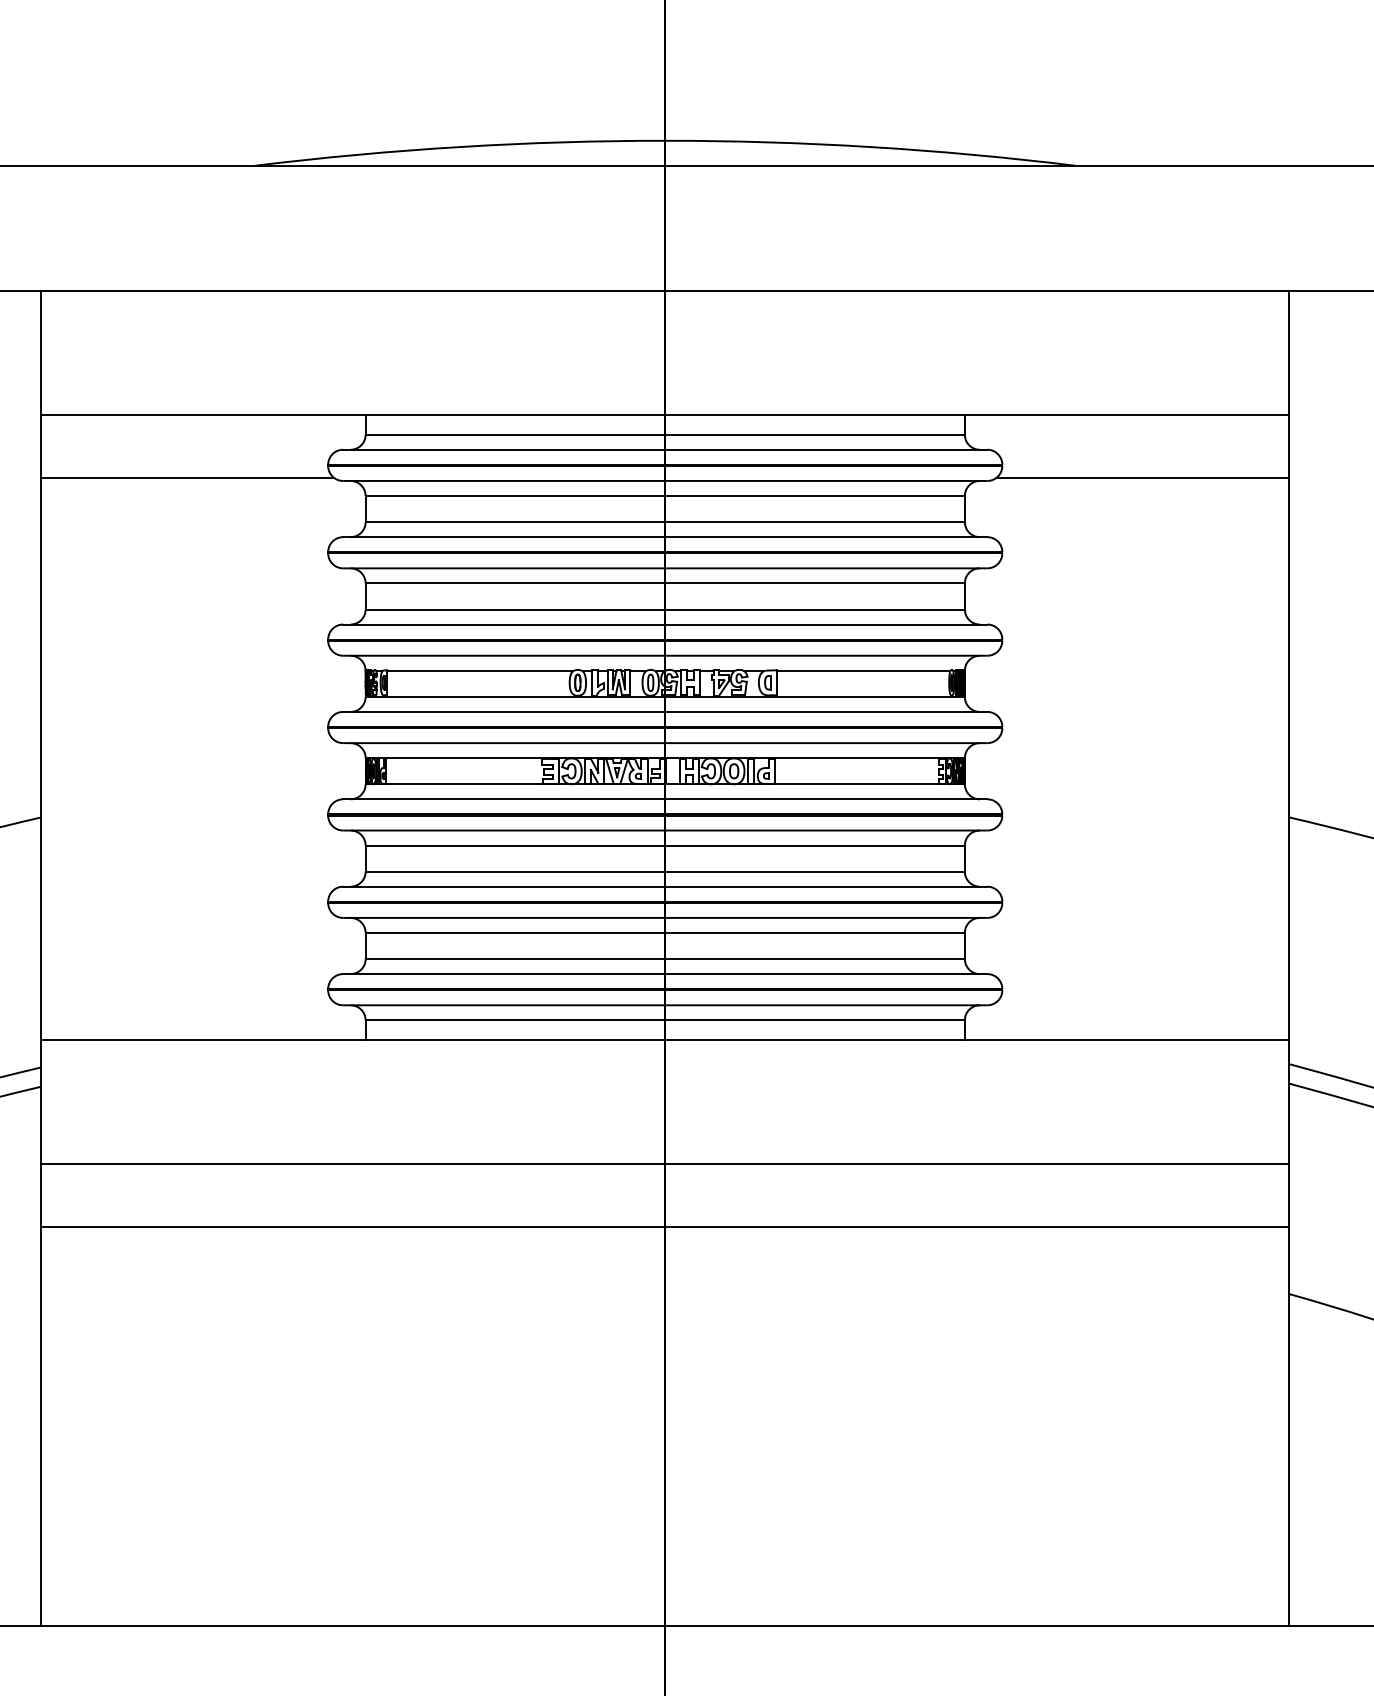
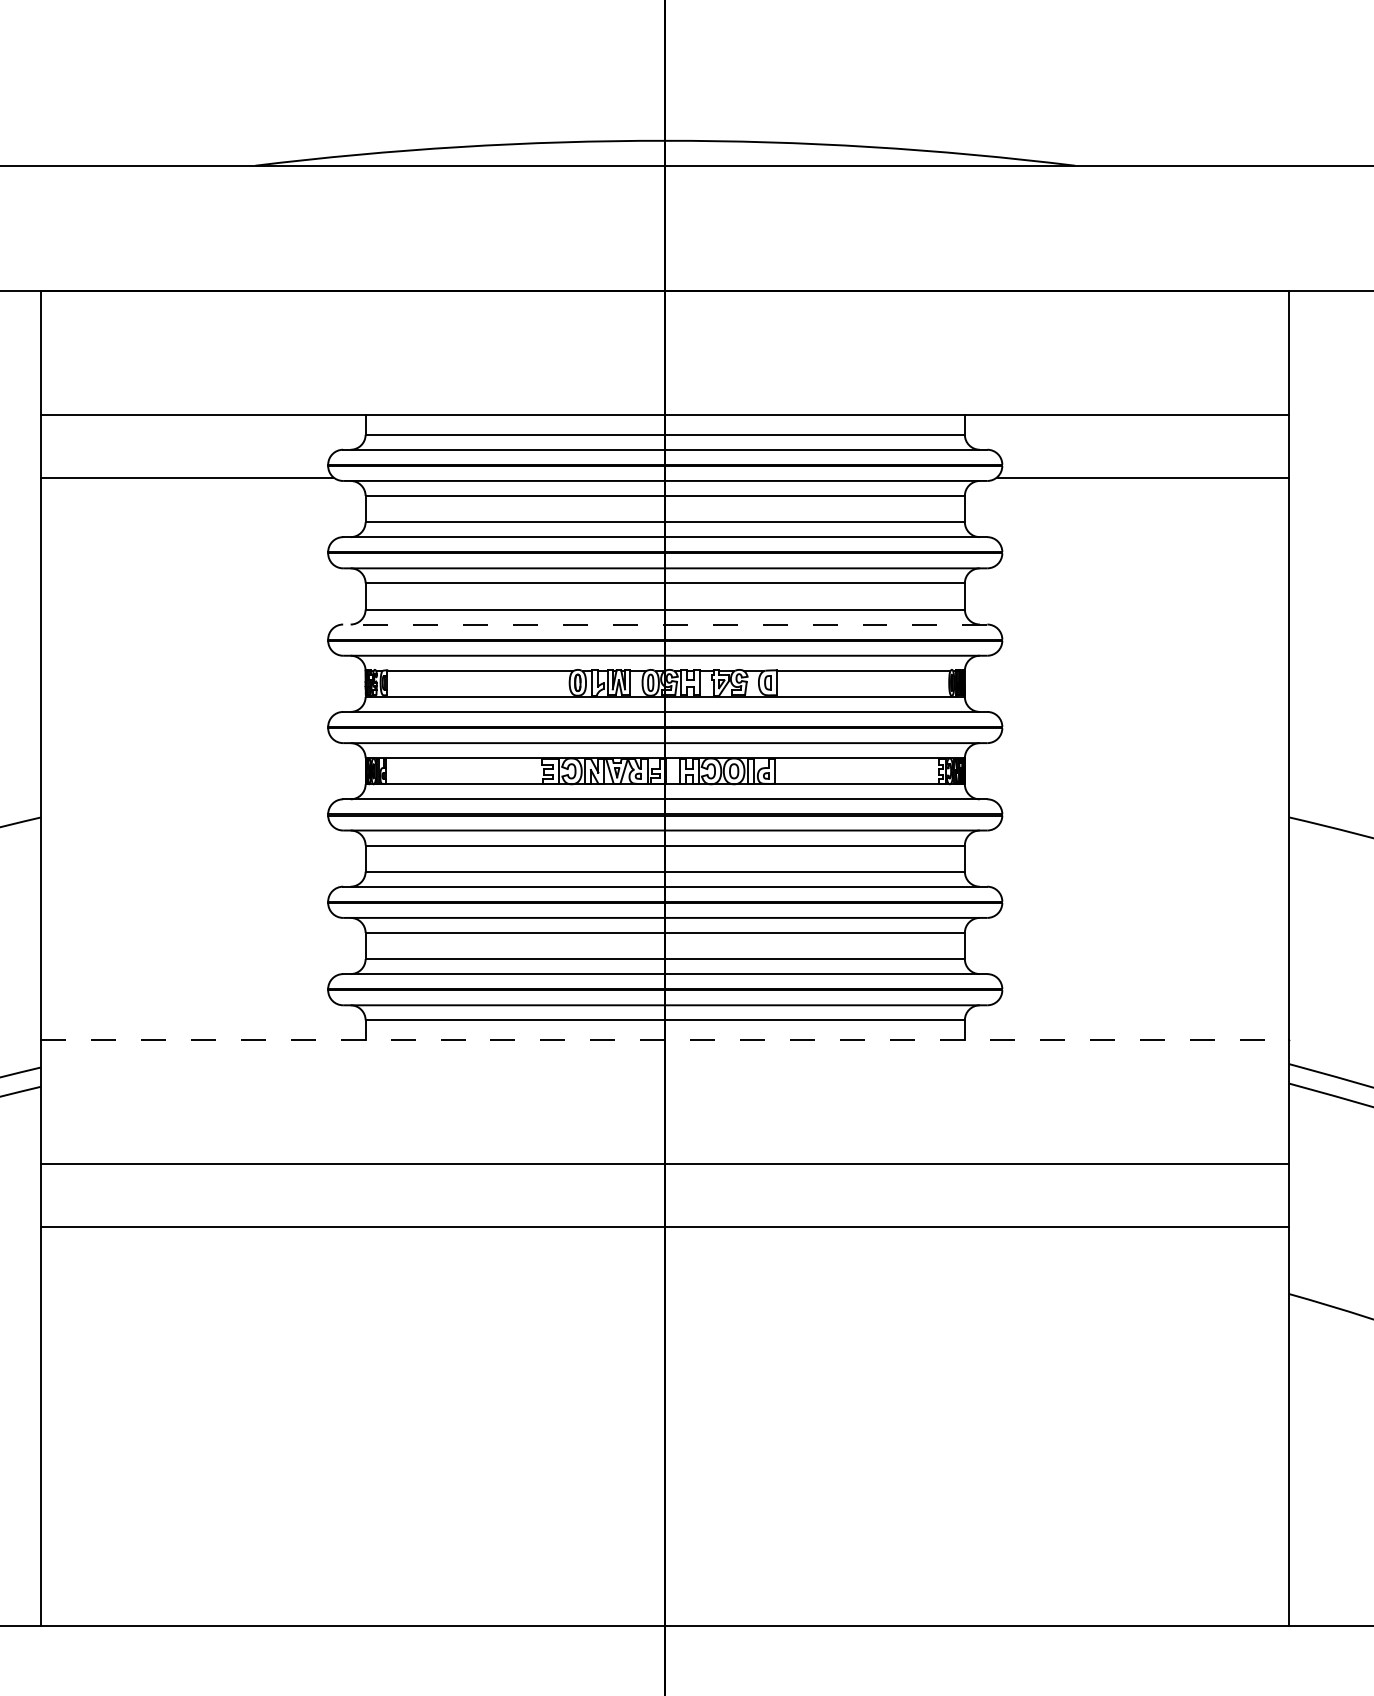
line: solid -> dashed (664, 624)
line: solid -> dashed (665, 1039)
